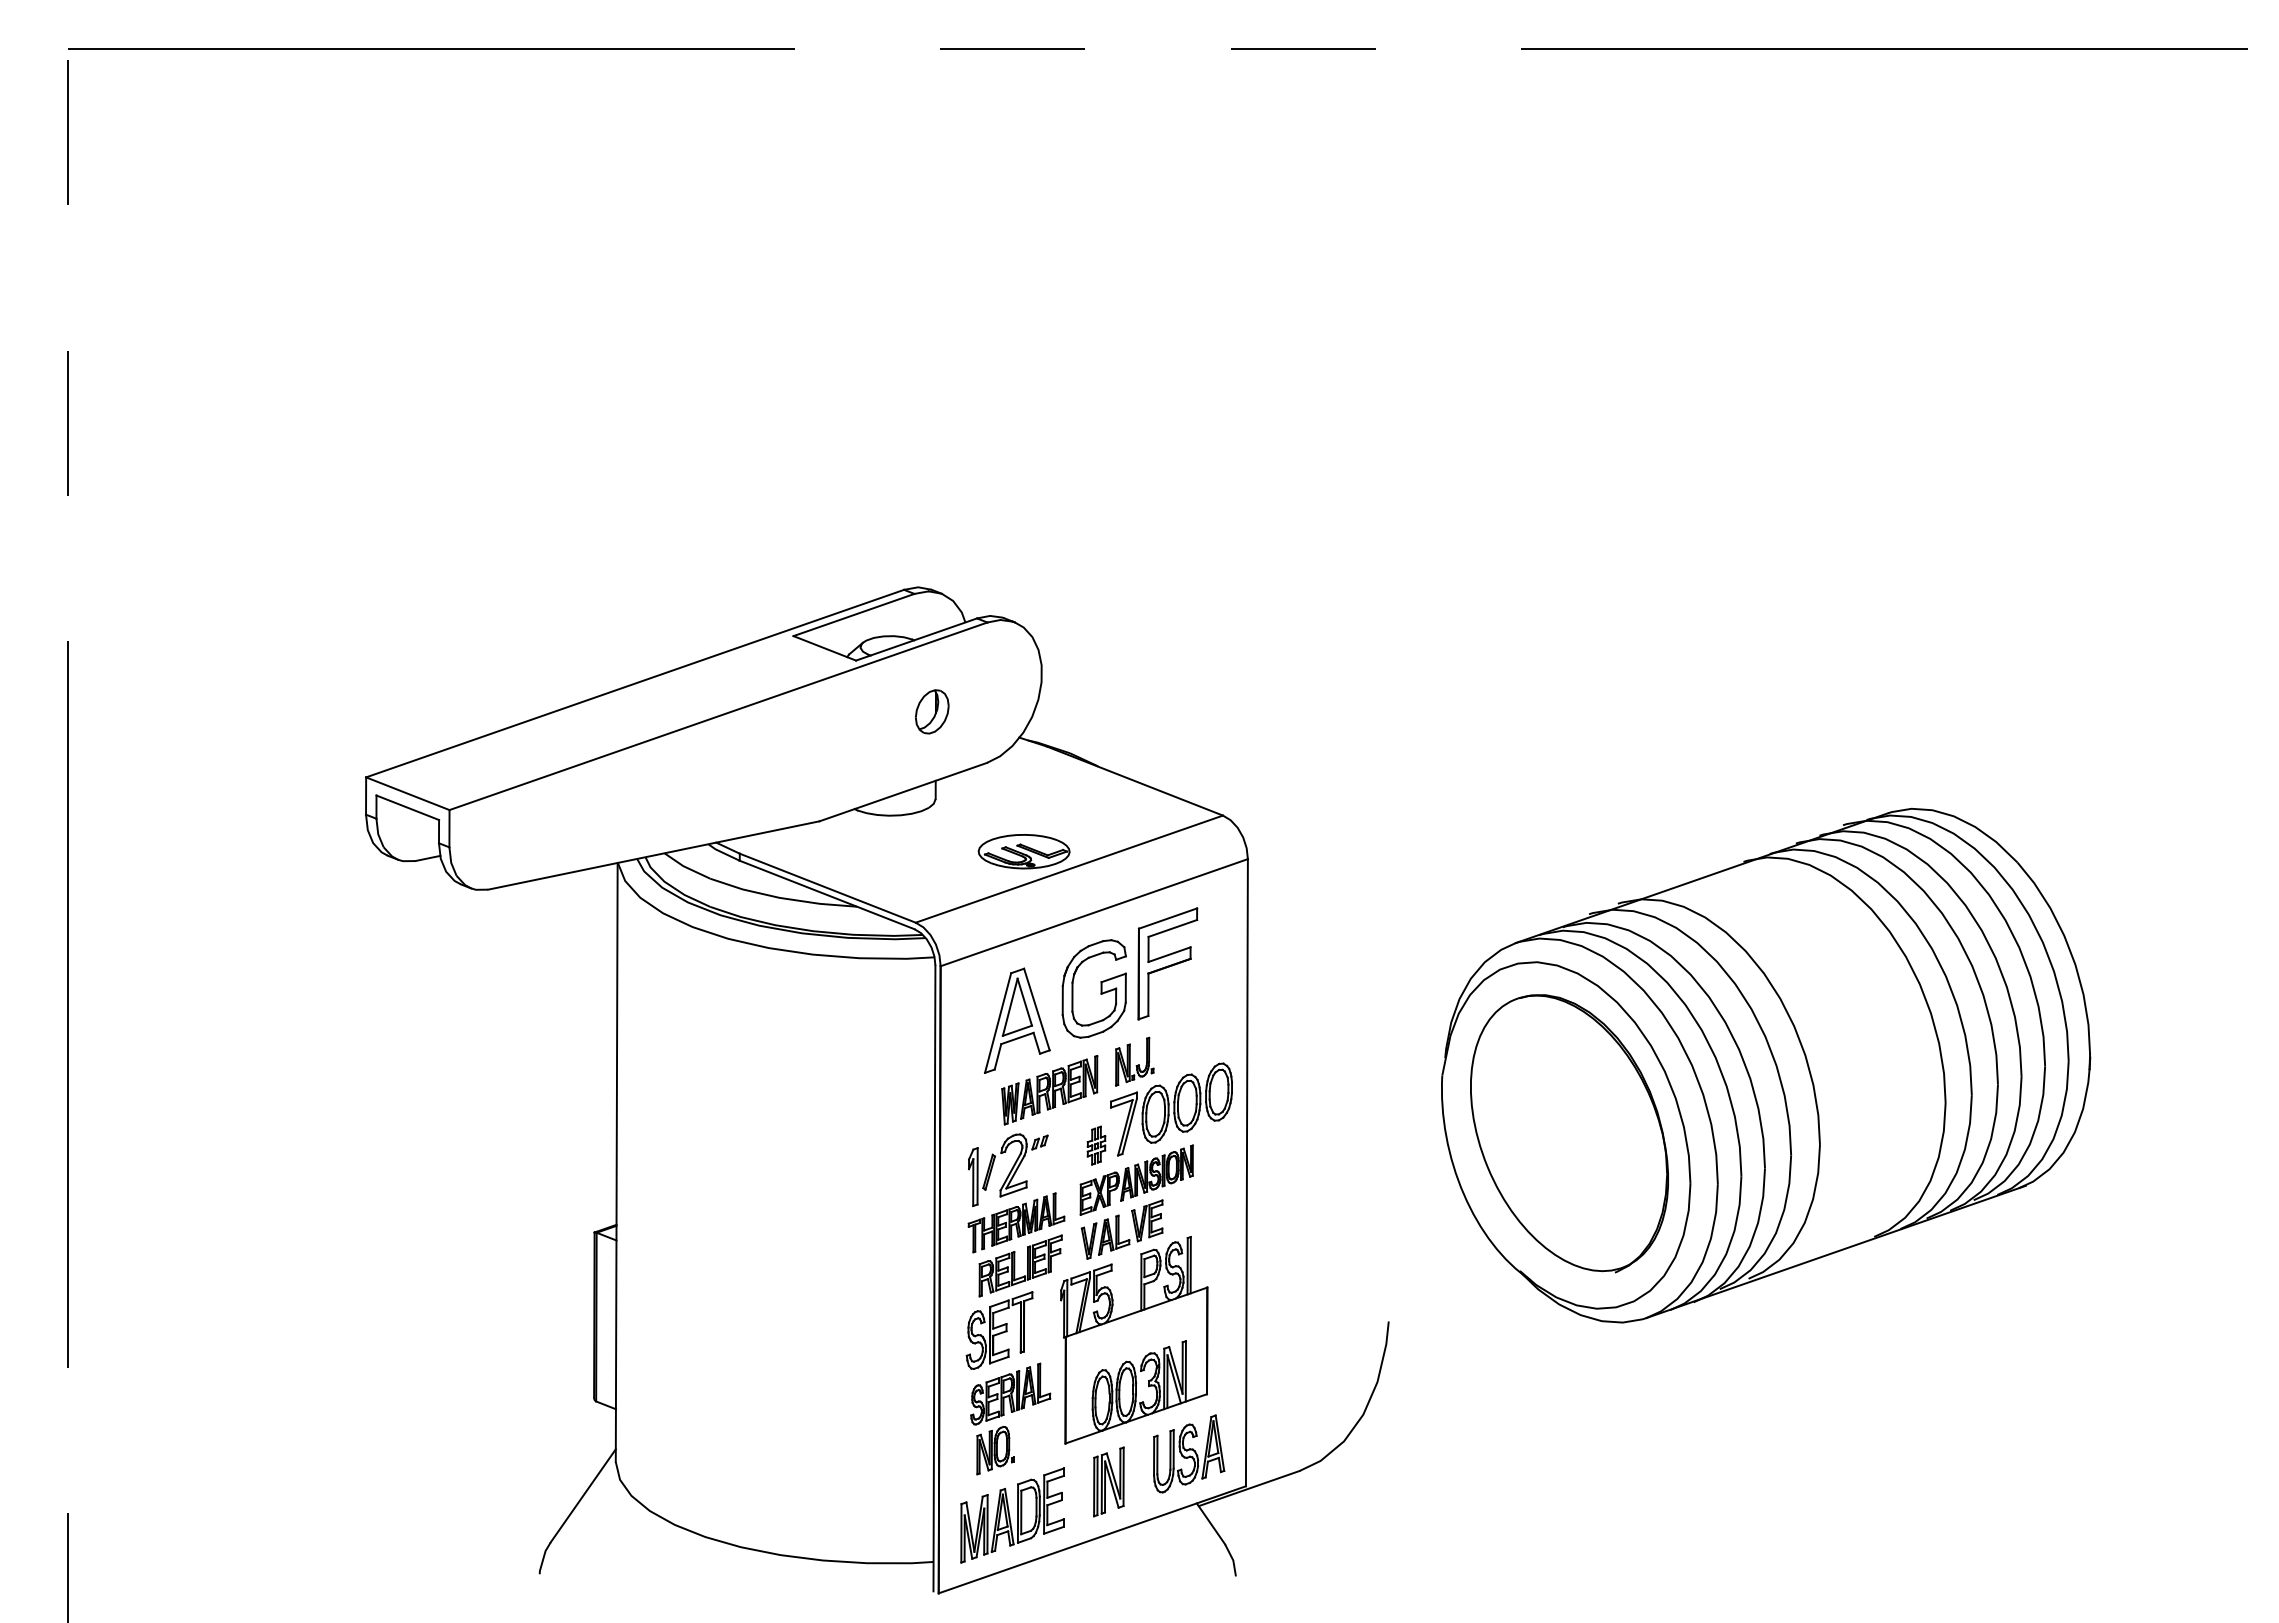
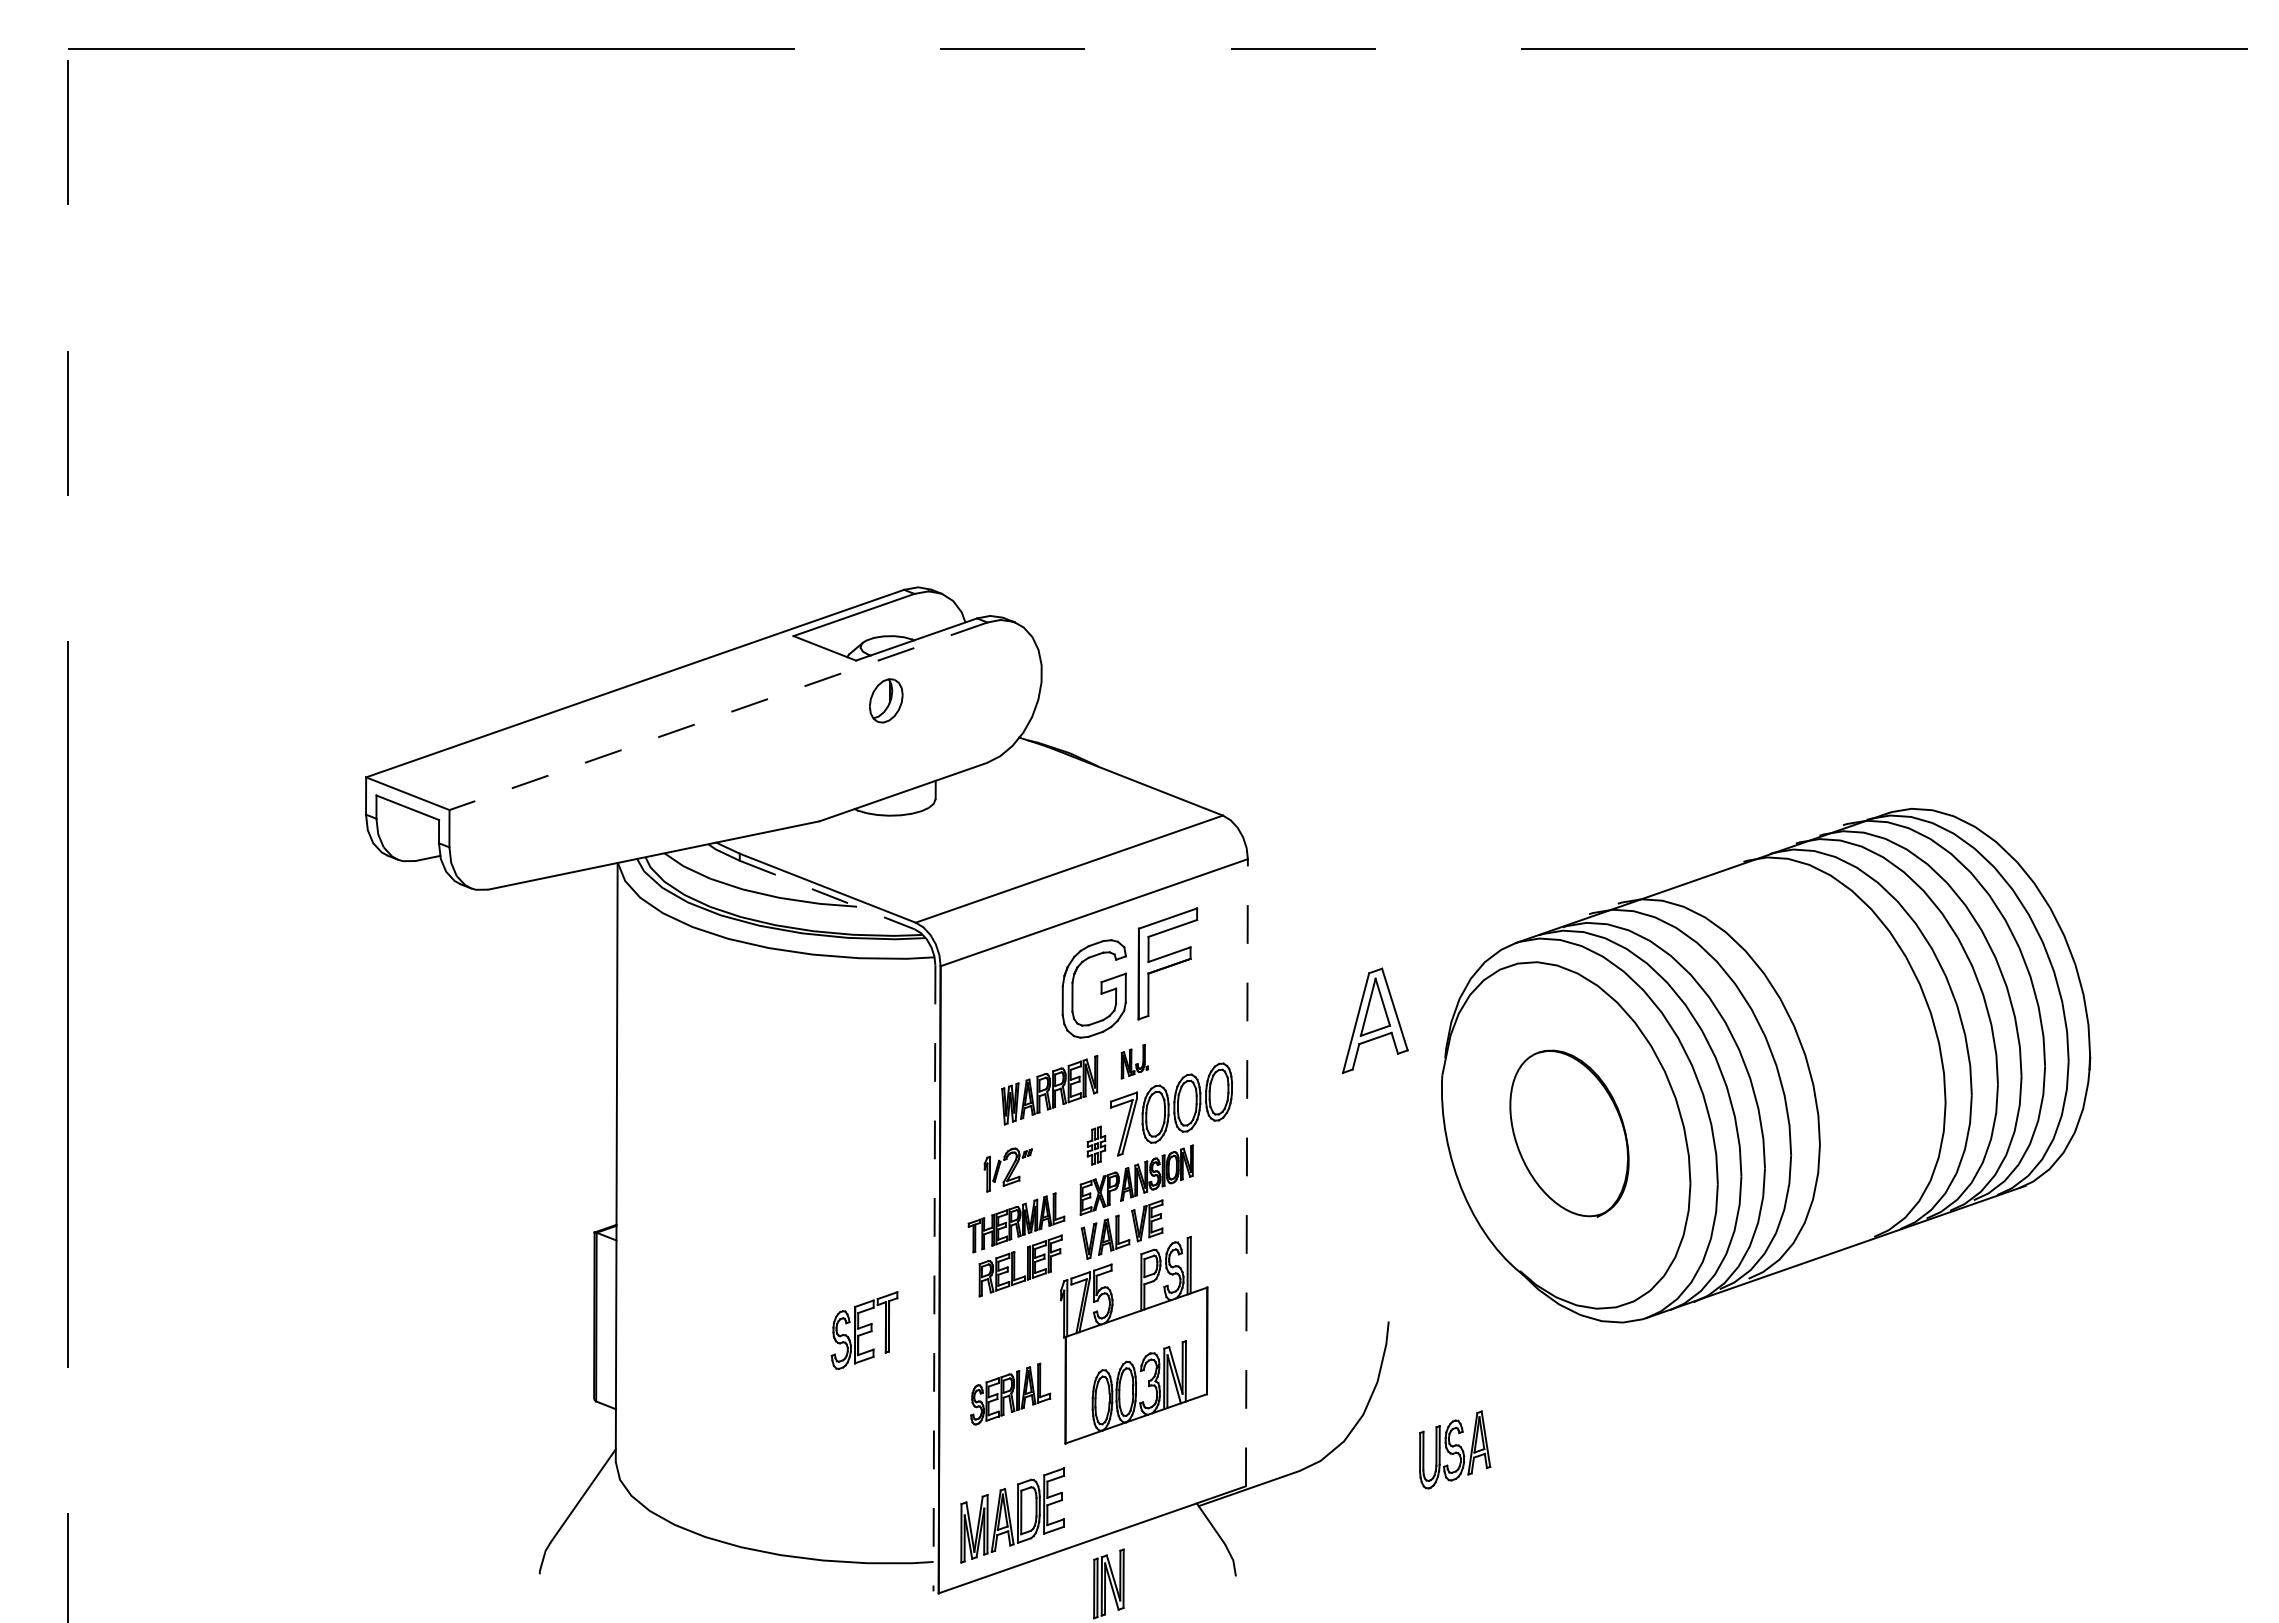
part position: (932, 711) -> (886, 700) (886, 700)
line: solid -> dashed (718, 716)
part: present -> none (1023, 851)
line: solid -> dashed (827, 895)
part position: (1017, 1020) -> (1375, 1020) (1375, 1020)
part size: 40x51 px -> 29x36 px (1134, 1061)
part size: 199x280 px -> 121x169 px (1569, 1133)
part size: 81x74 px -> 50x46 px (1007, 1169)
line: solid -> dashed (1246, 1172)
line: solid -> dashed (934, 1278)
part position: (999, 1330) -> (864, 1330) (864, 1330)
part: present -> none (995, 1450)
part position: (1189, 1453) -> (1455, 1449) (1455, 1449)
part position: (1108, 1481) -> (1108, 1583) (1108, 1583)
